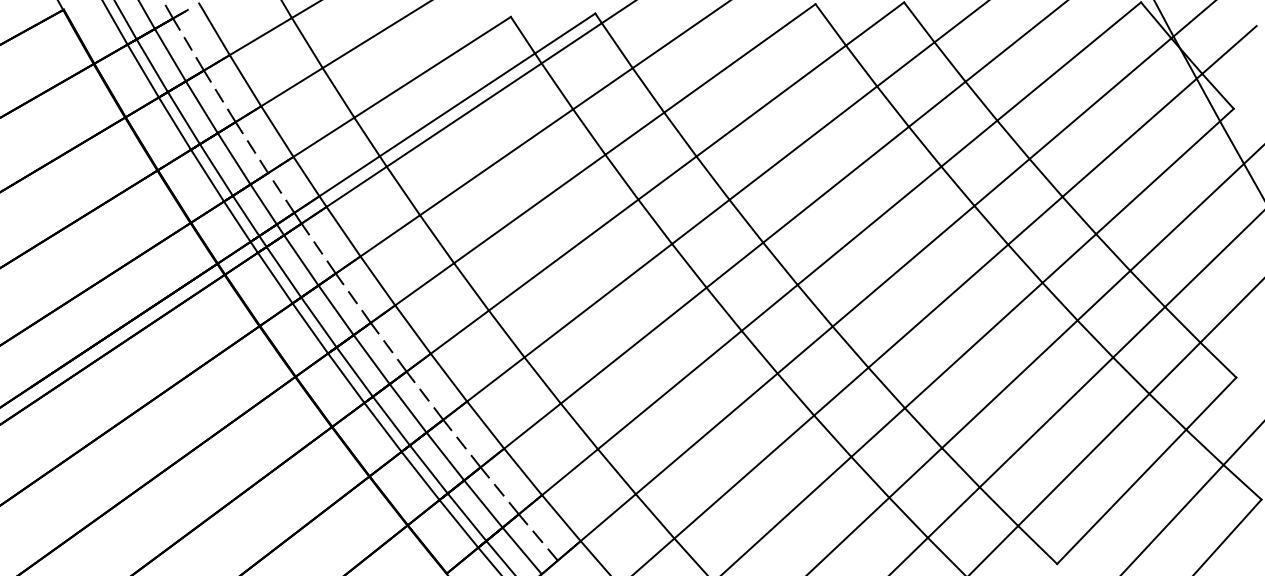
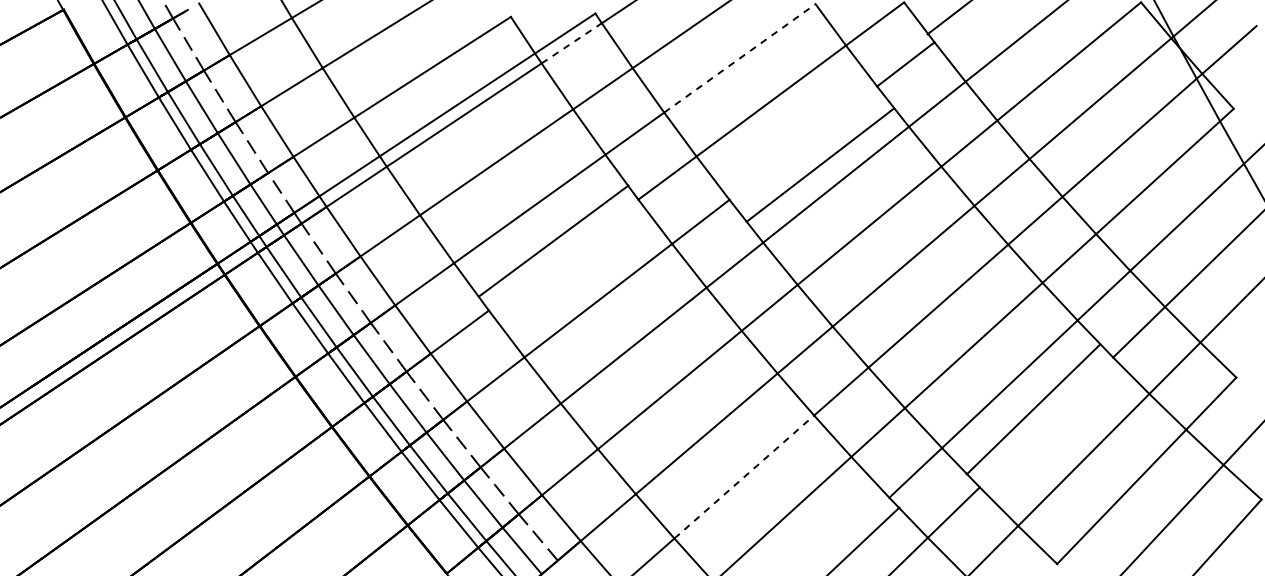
line position: (960, 22) -> (948, 18) (948, 18)
line: solid -> dashed (572, 43)
line: solid -> dashed (740, 58)
line position: (803, 142) -> (820, 164) (820, 164)
line position: (563, 254) -> (553, 240) (553, 240)
line position: (1046, 422) -> (1033, 409) (1033, 409)
line: solid -> dashed (744, 476)
line position: (849, 534) -> (864, 539) (864, 539)
